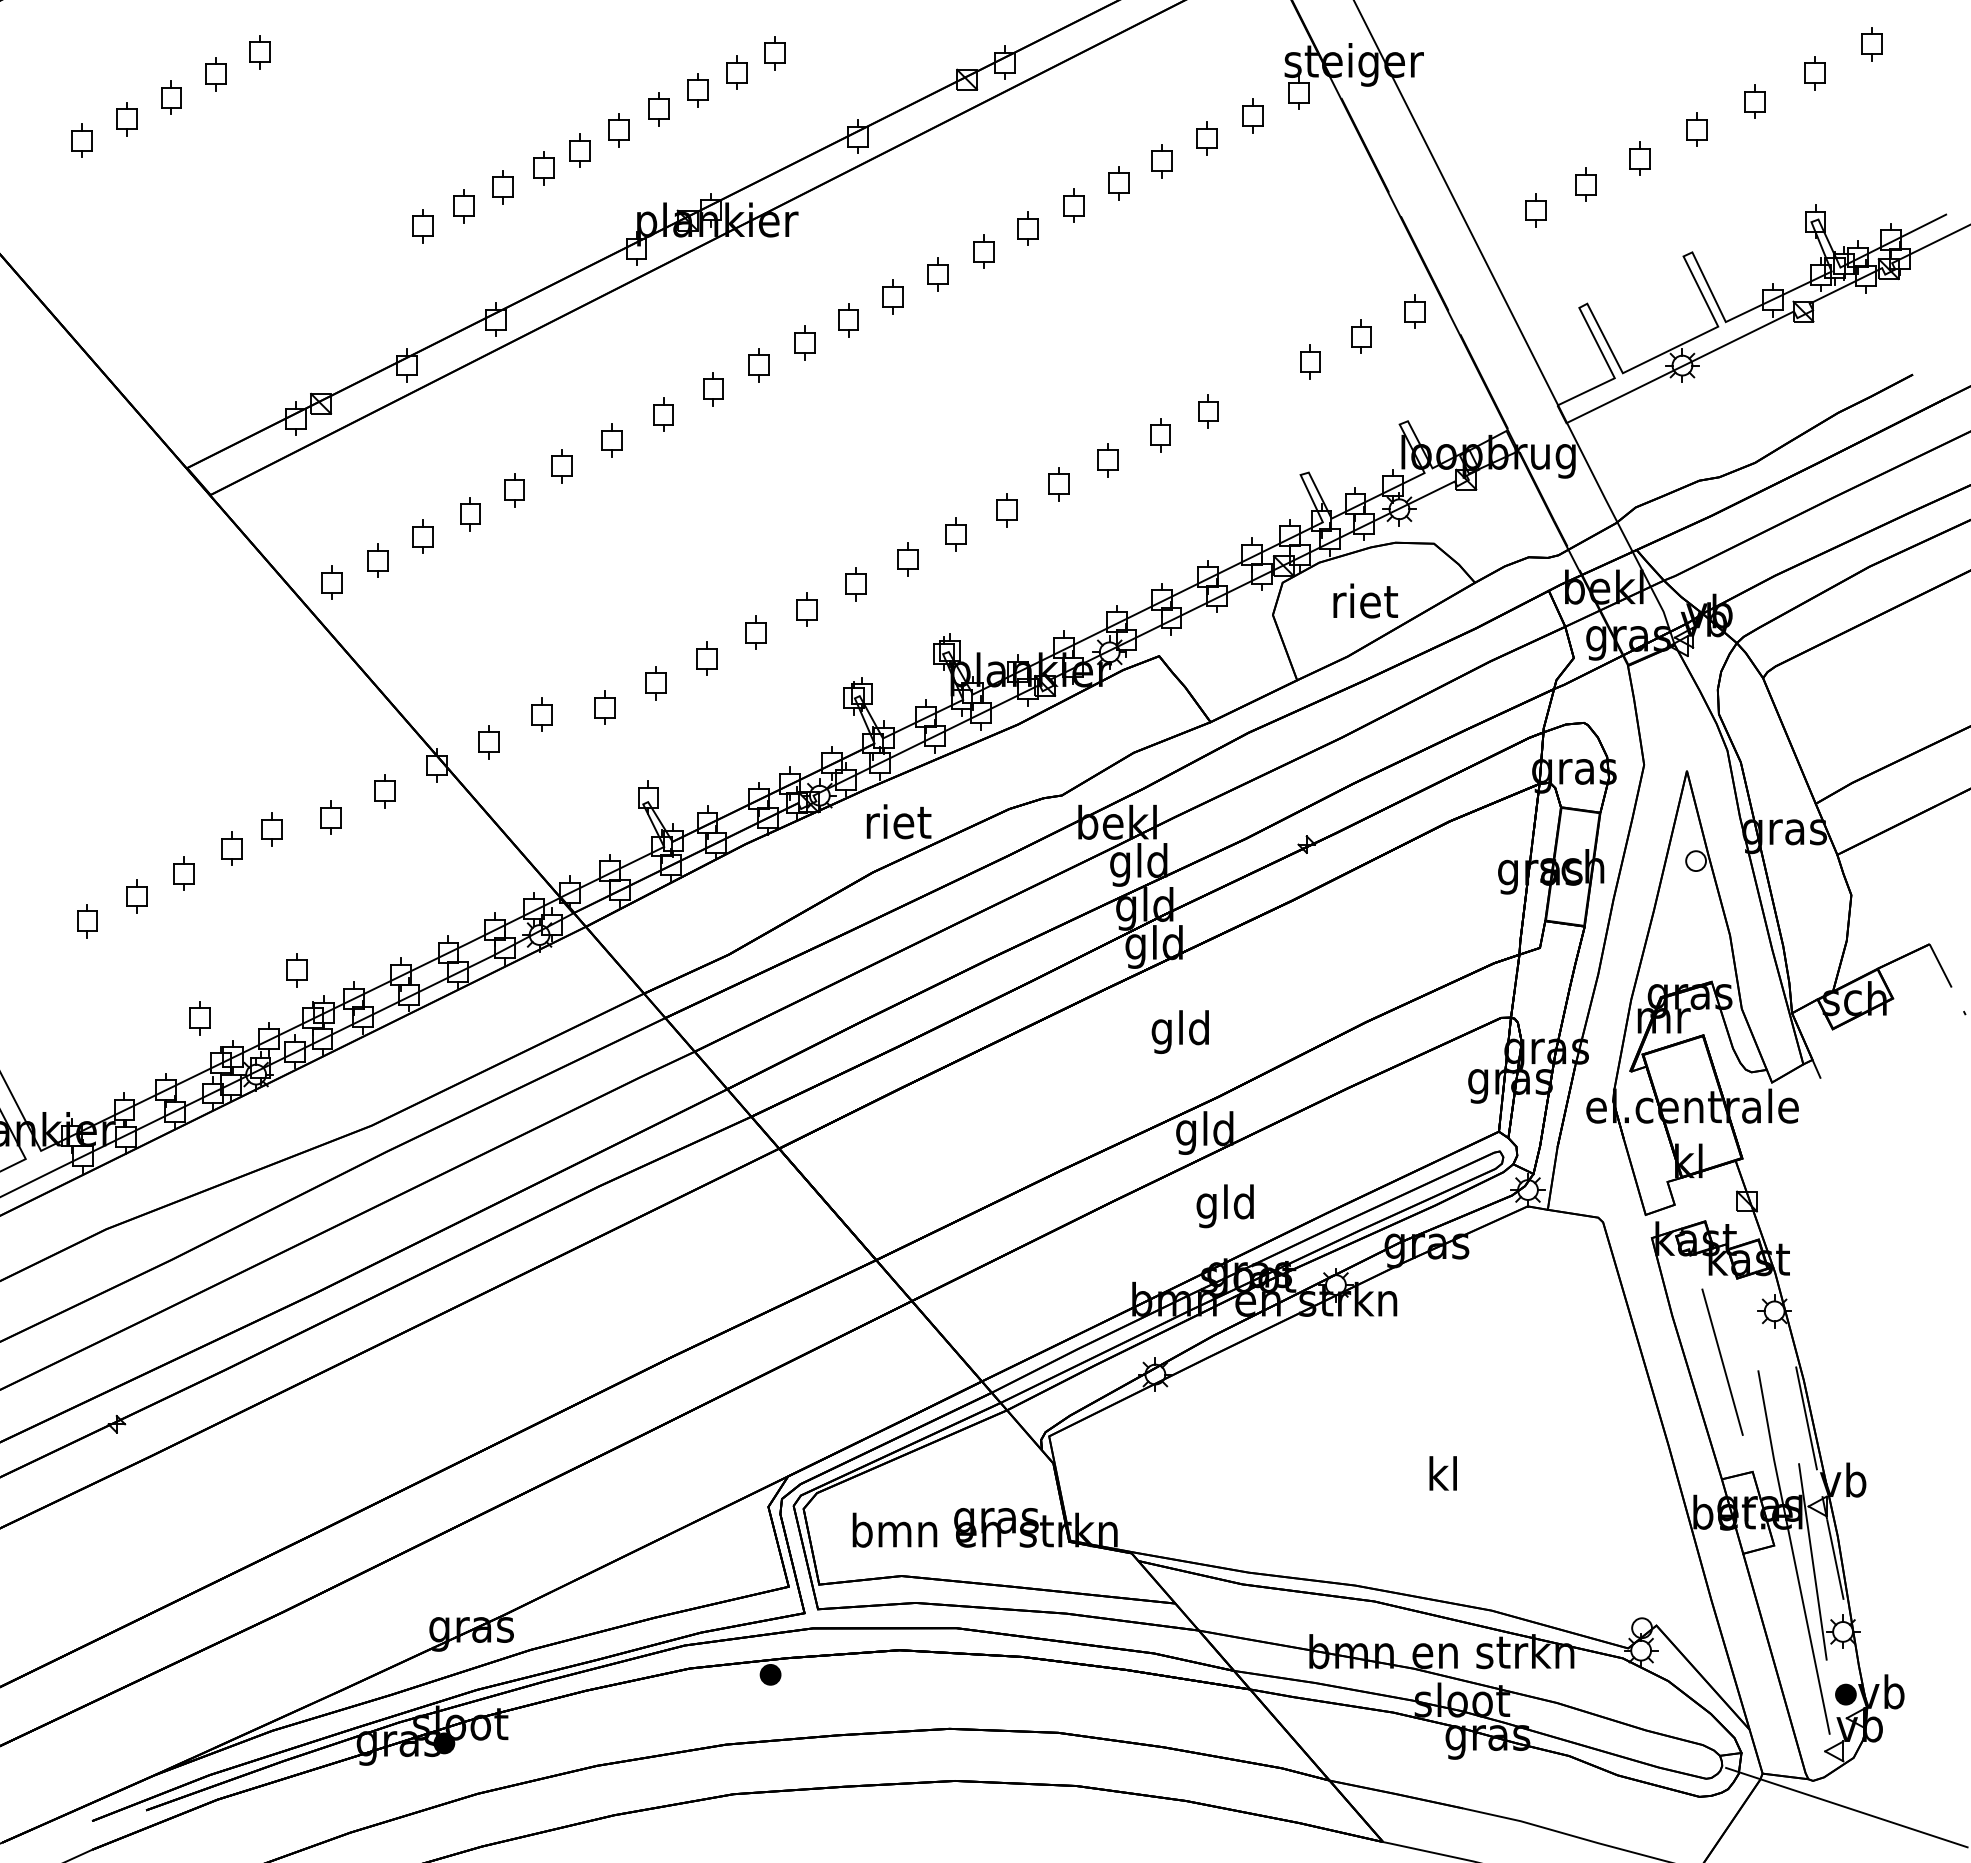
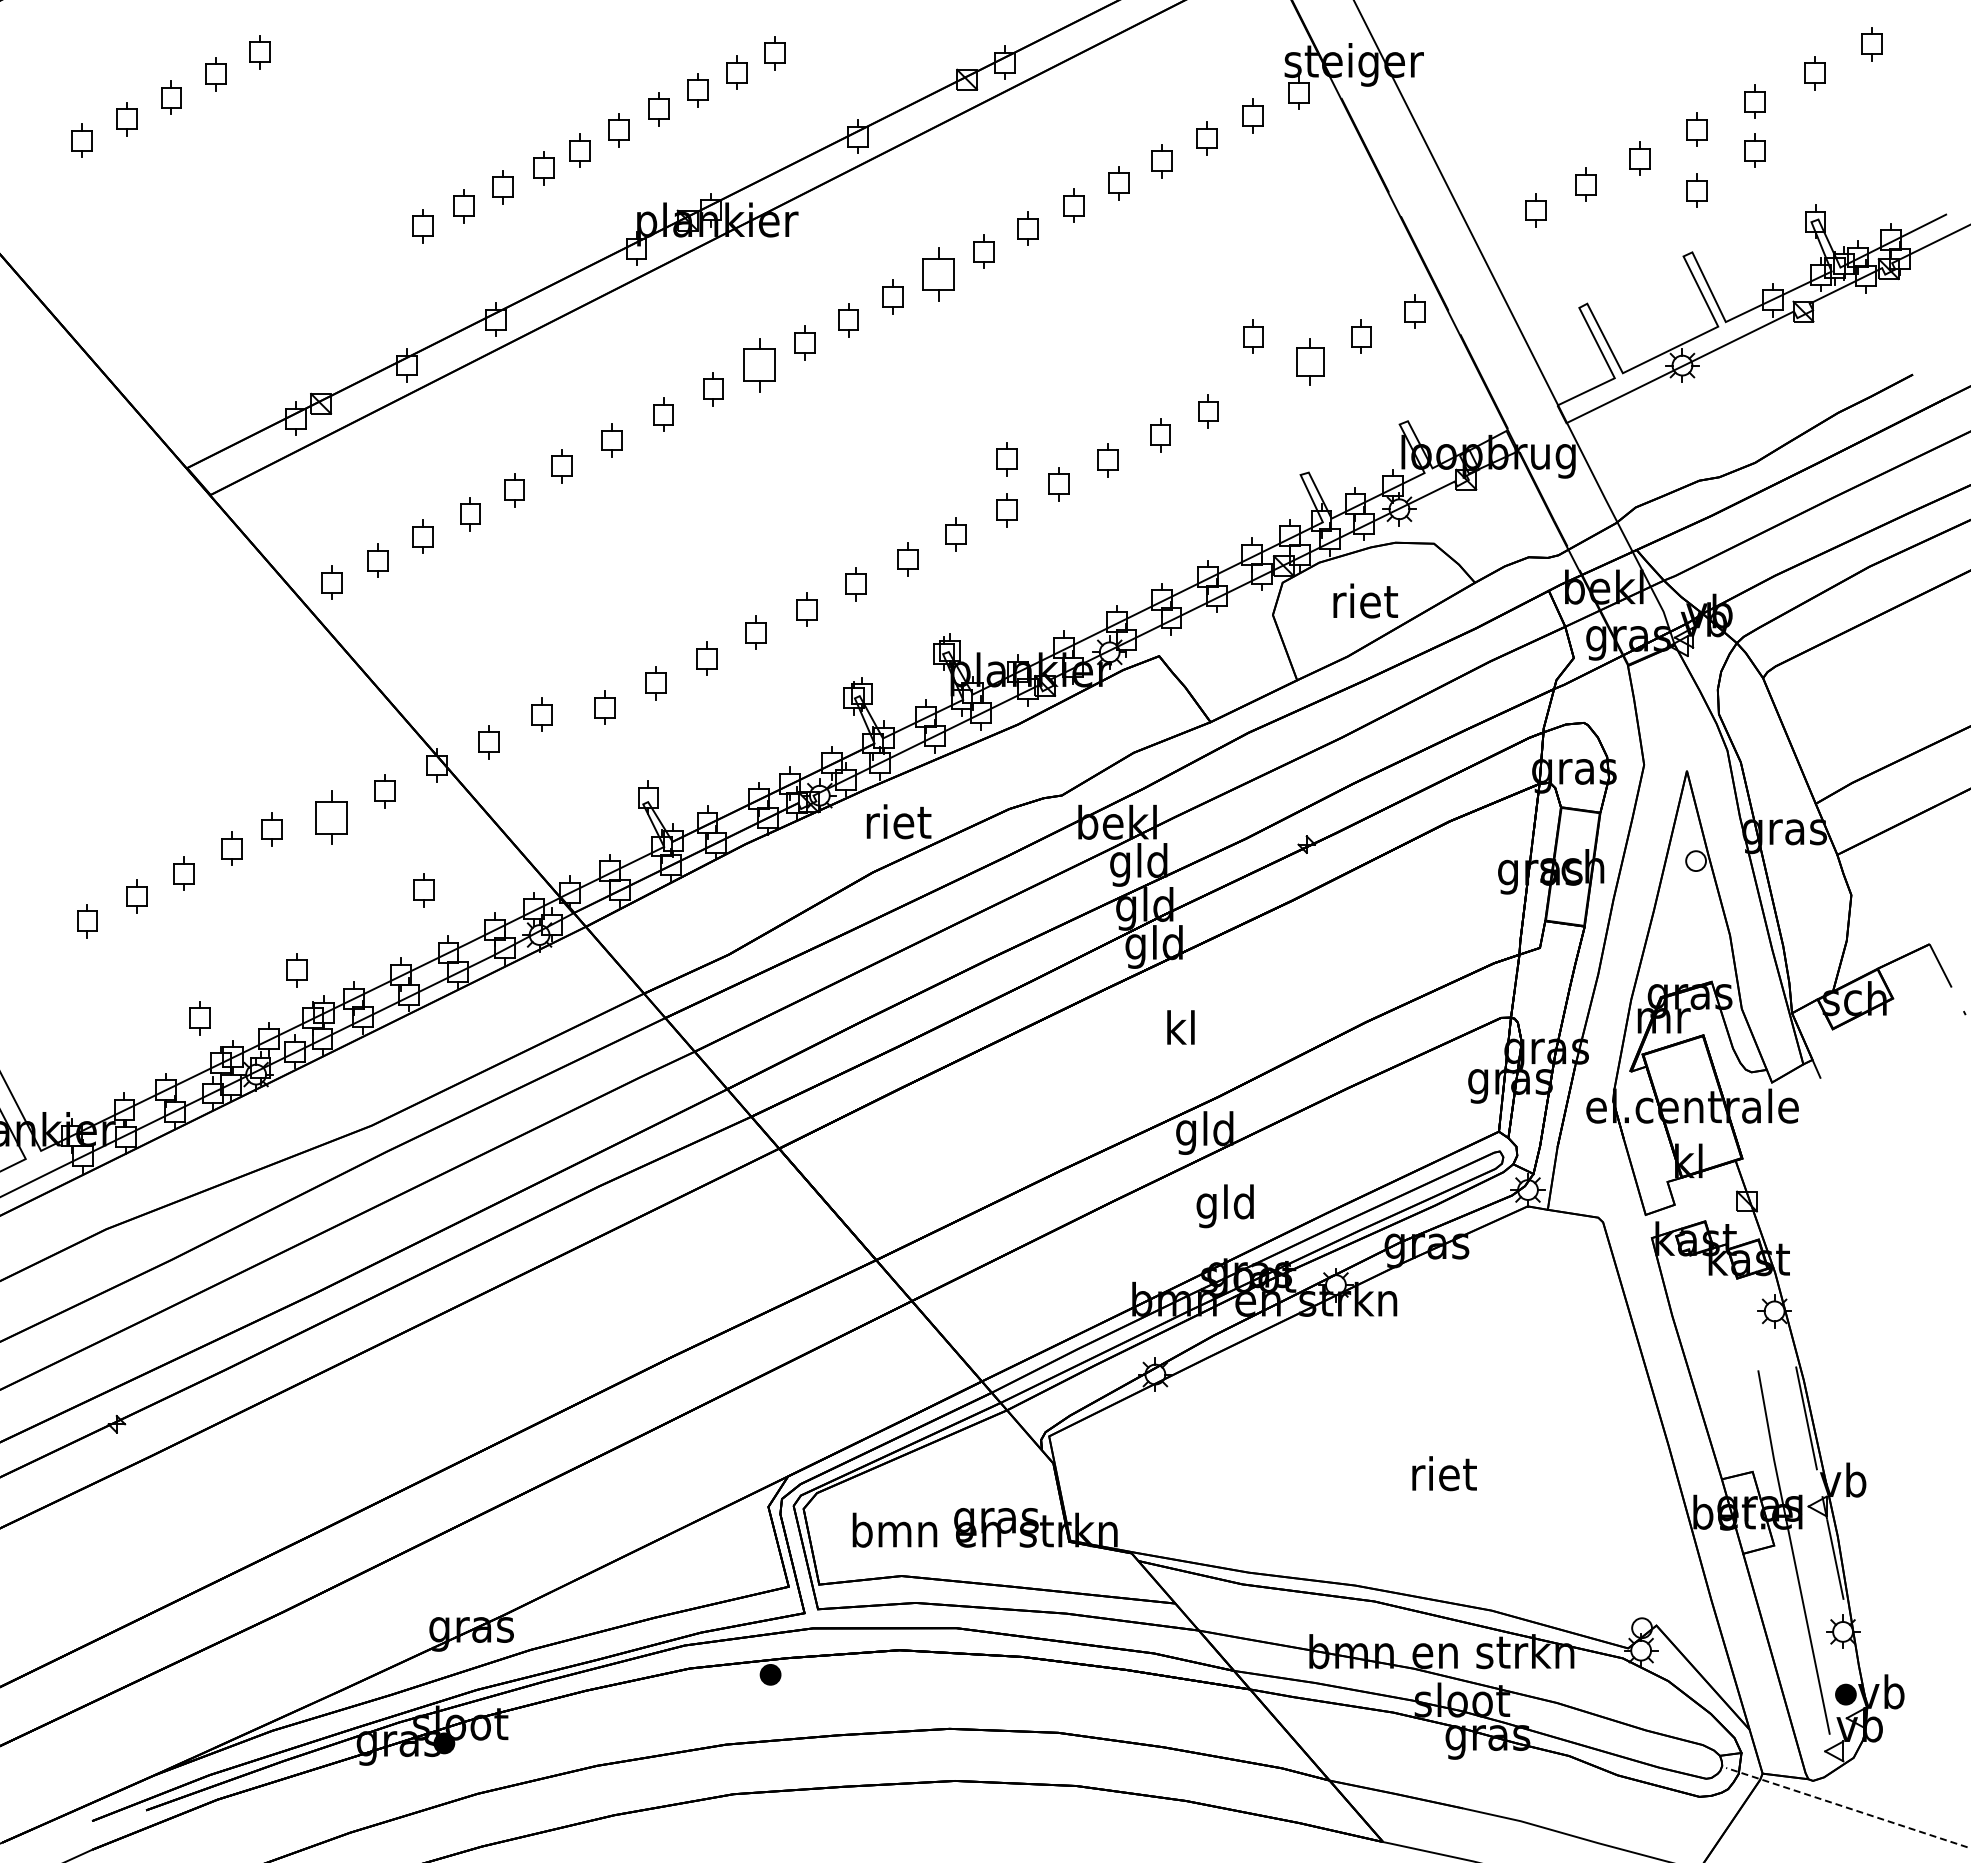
part: none -> present (1754, 150)
part: none -> present (1696, 190)
part size: 22x35 px -> 33x55 px (938, 274)
part: none -> present (1253, 336)
part size: 21x36 px -> 29x48 px (1310, 361)
part size: 22x35 px -> 33x55 px (759, 365)
part: none -> present (1006, 459)
part size: 22x35 px -> 33x55 px (331, 817)
part: none -> present (423, 890)
text: gld -> kl (1179, 1032)
line: present -> none (1722, 1361)
text: kl -> riet (1444, 1473)
line: present -> none (1812, 1561)
line: solid -> dashed (1846, 1807)
